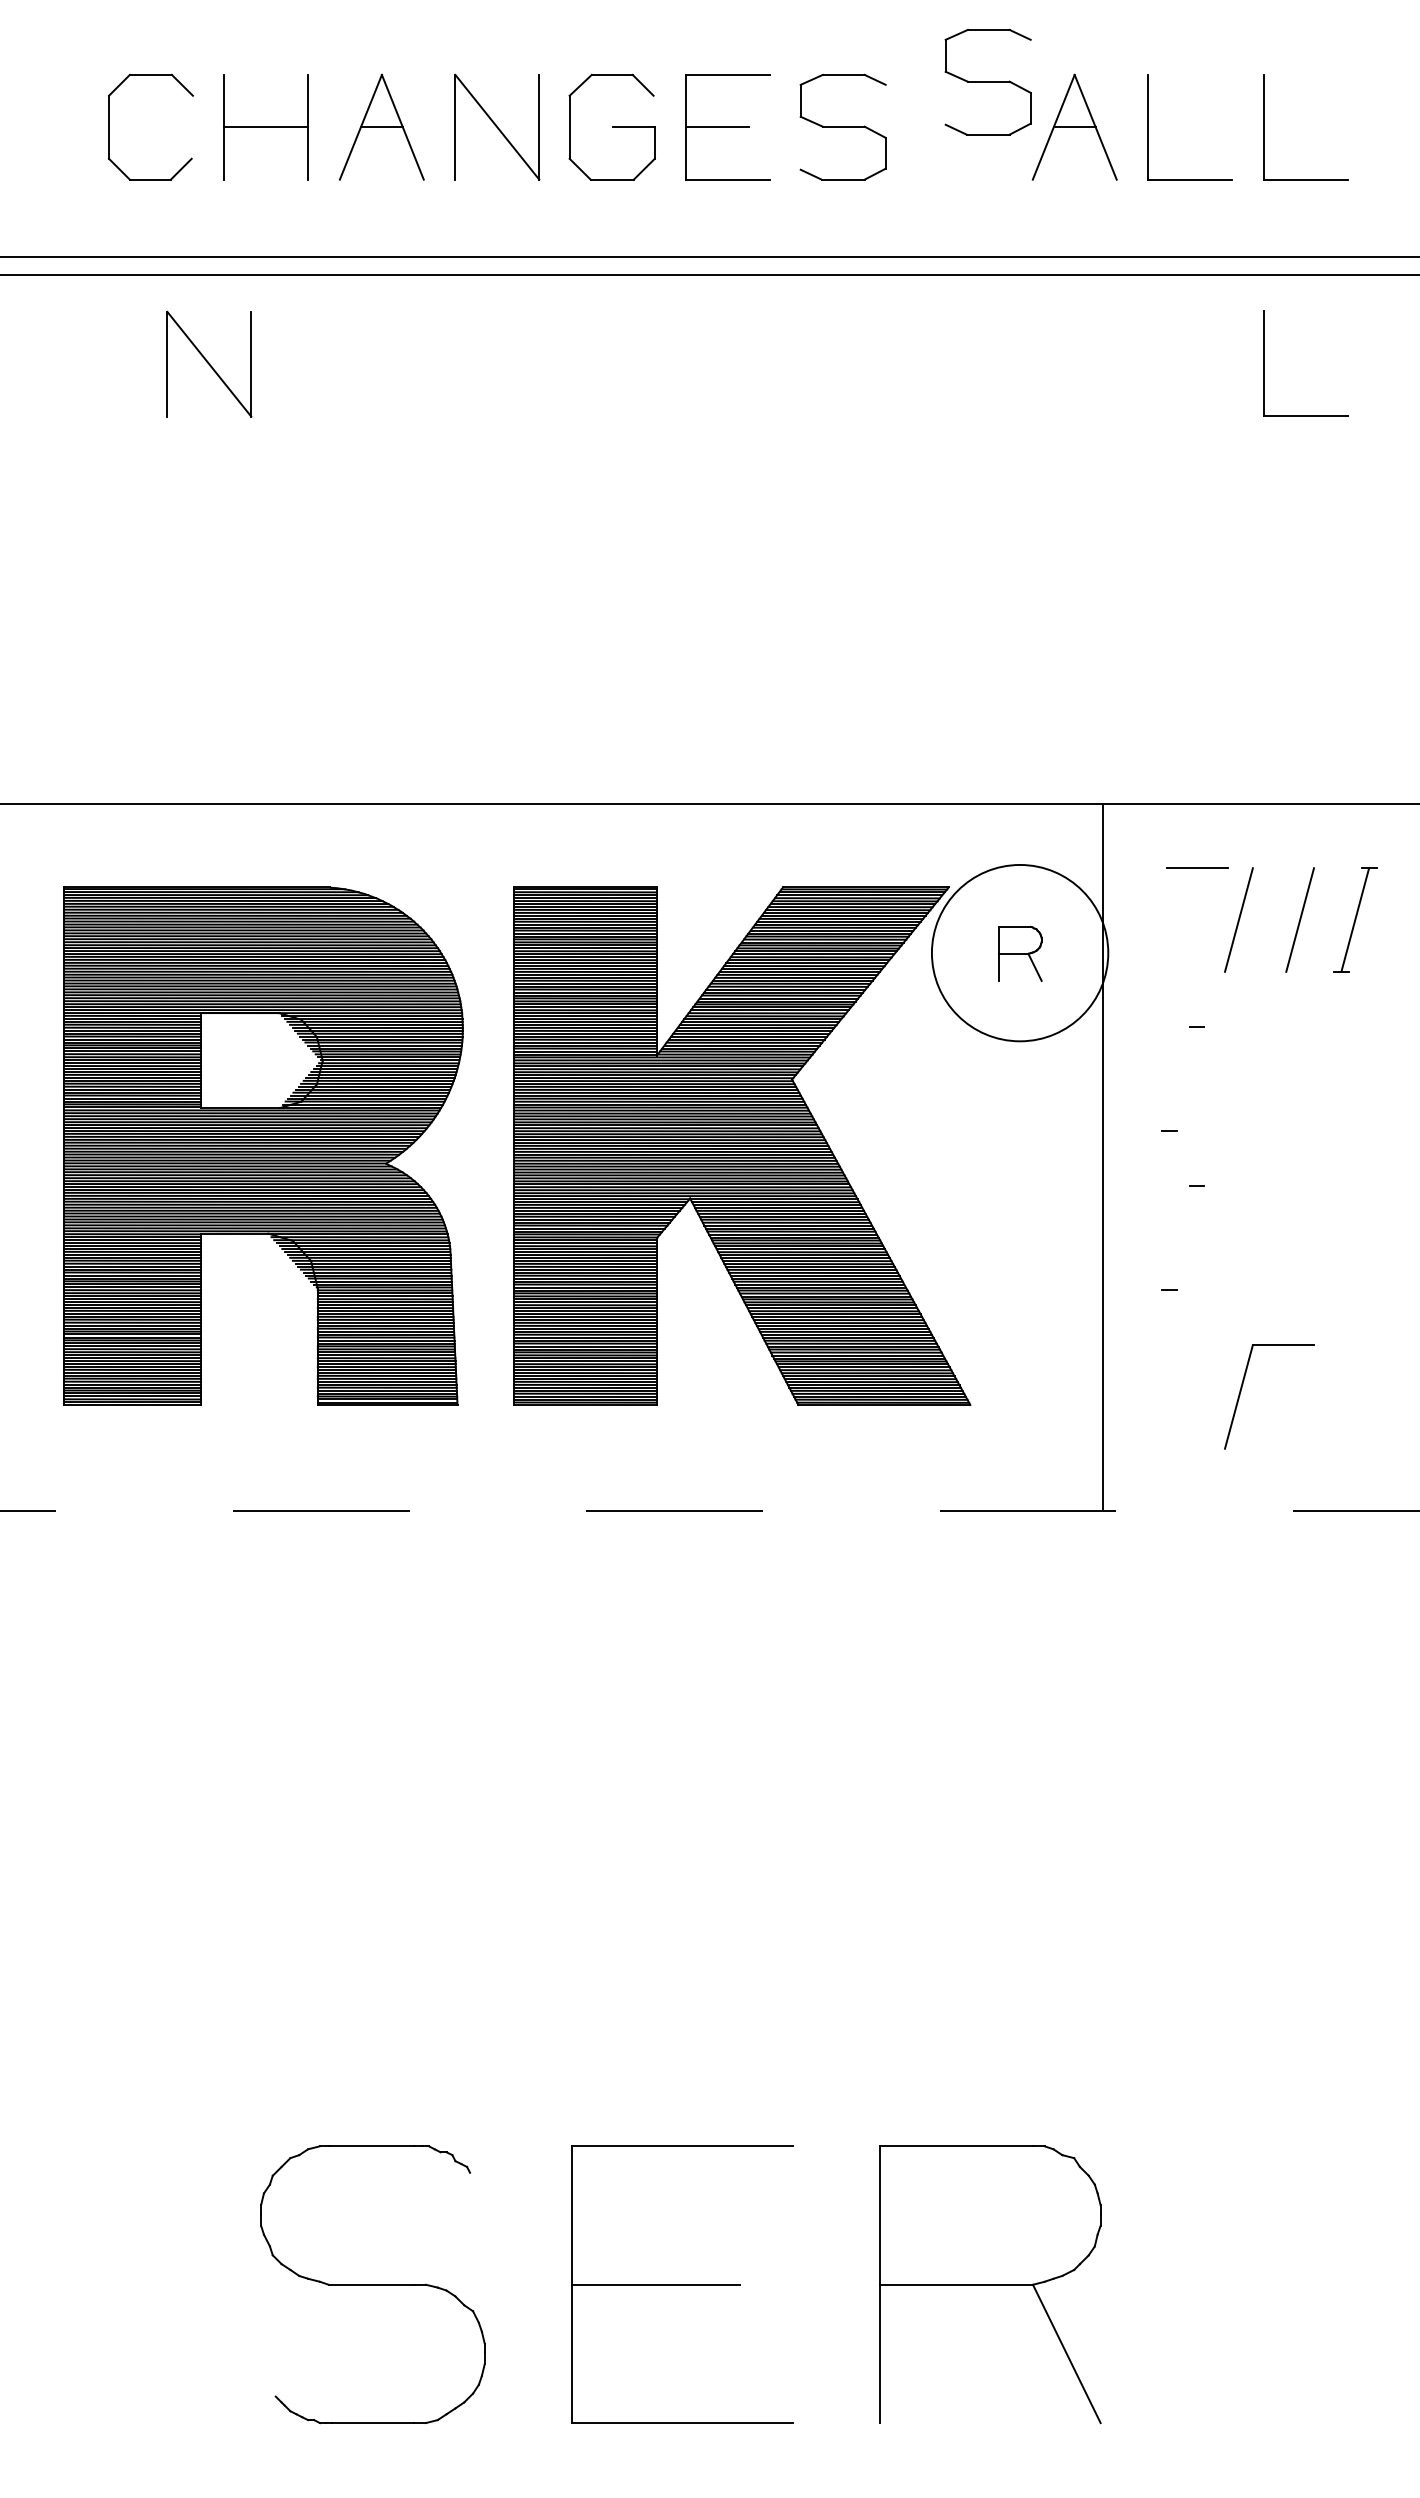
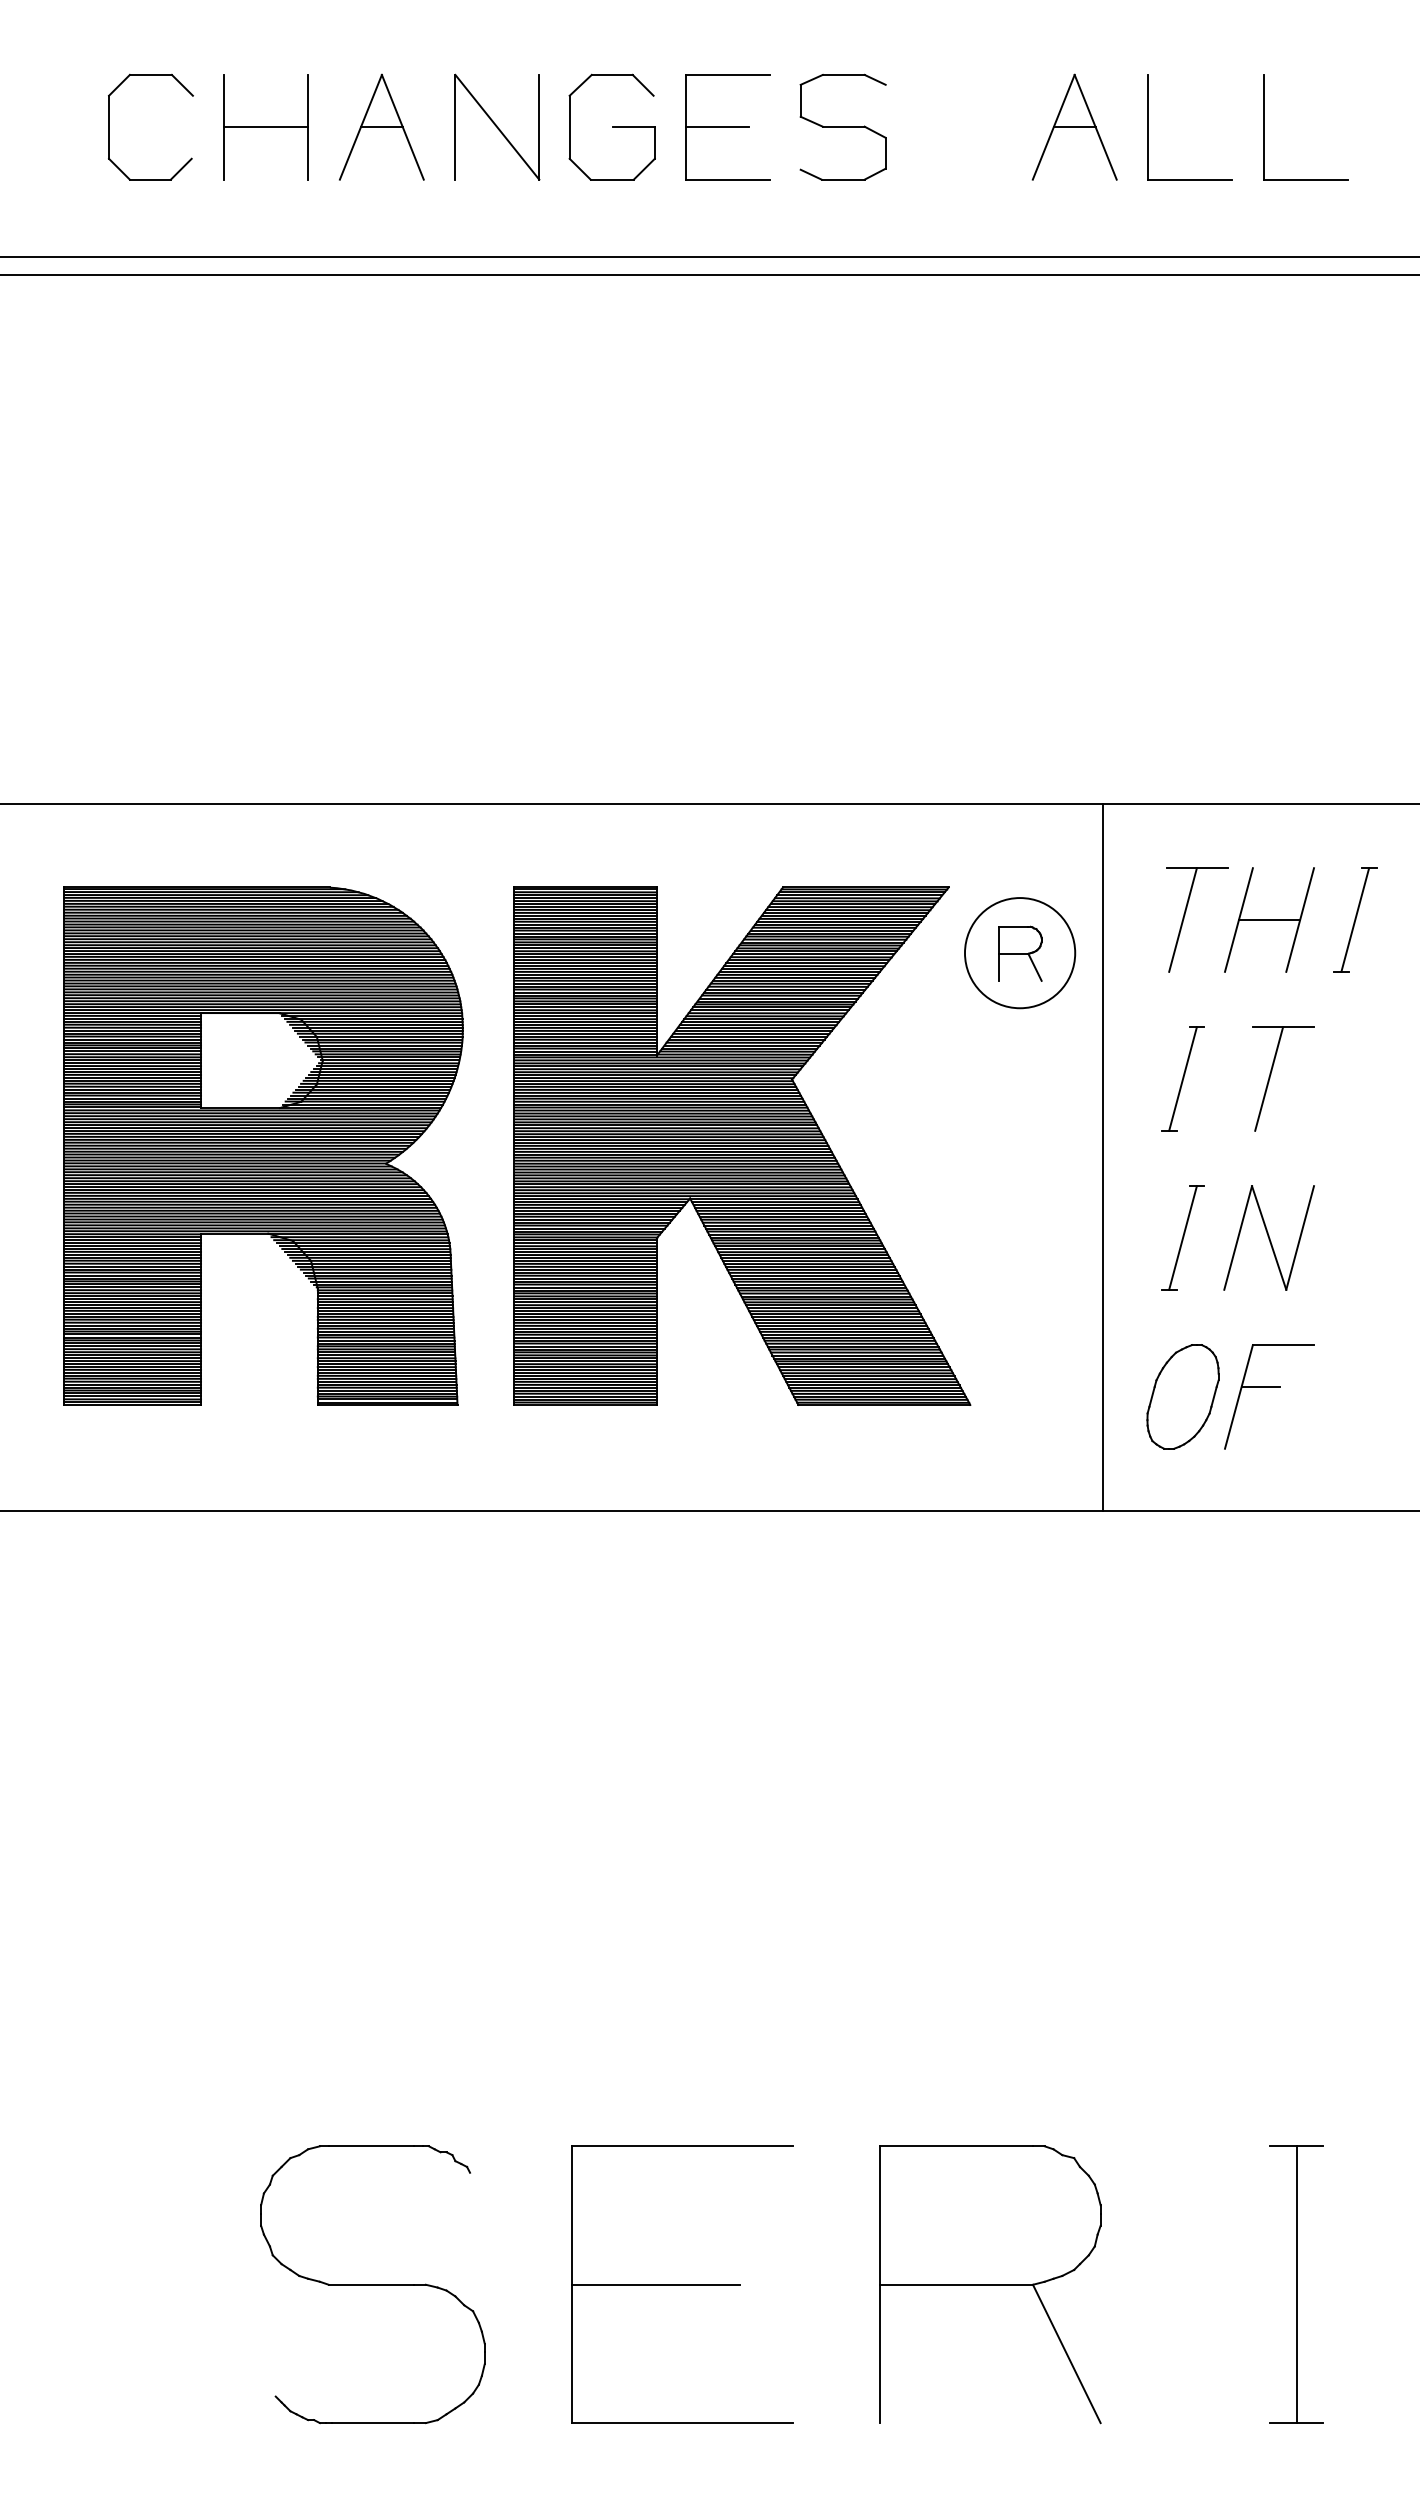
part: present -> none (987, 81)
part: present -> none (209, 363)
part: present -> none (1264, 363)
line: none -> present (1182, 919)
line: none -> present (1269, 919)
circle diameter: 176 px -> 110 px (1019, 953)
part: none -> present (1271, 1074)
line: none -> present (1182, 1078)
line: none -> present (1182, 1237)
part: none -> present (1268, 1237)
line: none -> present (1260, 1386)
part: none -> present (1182, 1396)
line: dashed -> solid (709, 1510)
part: none -> present (1296, 2284)
